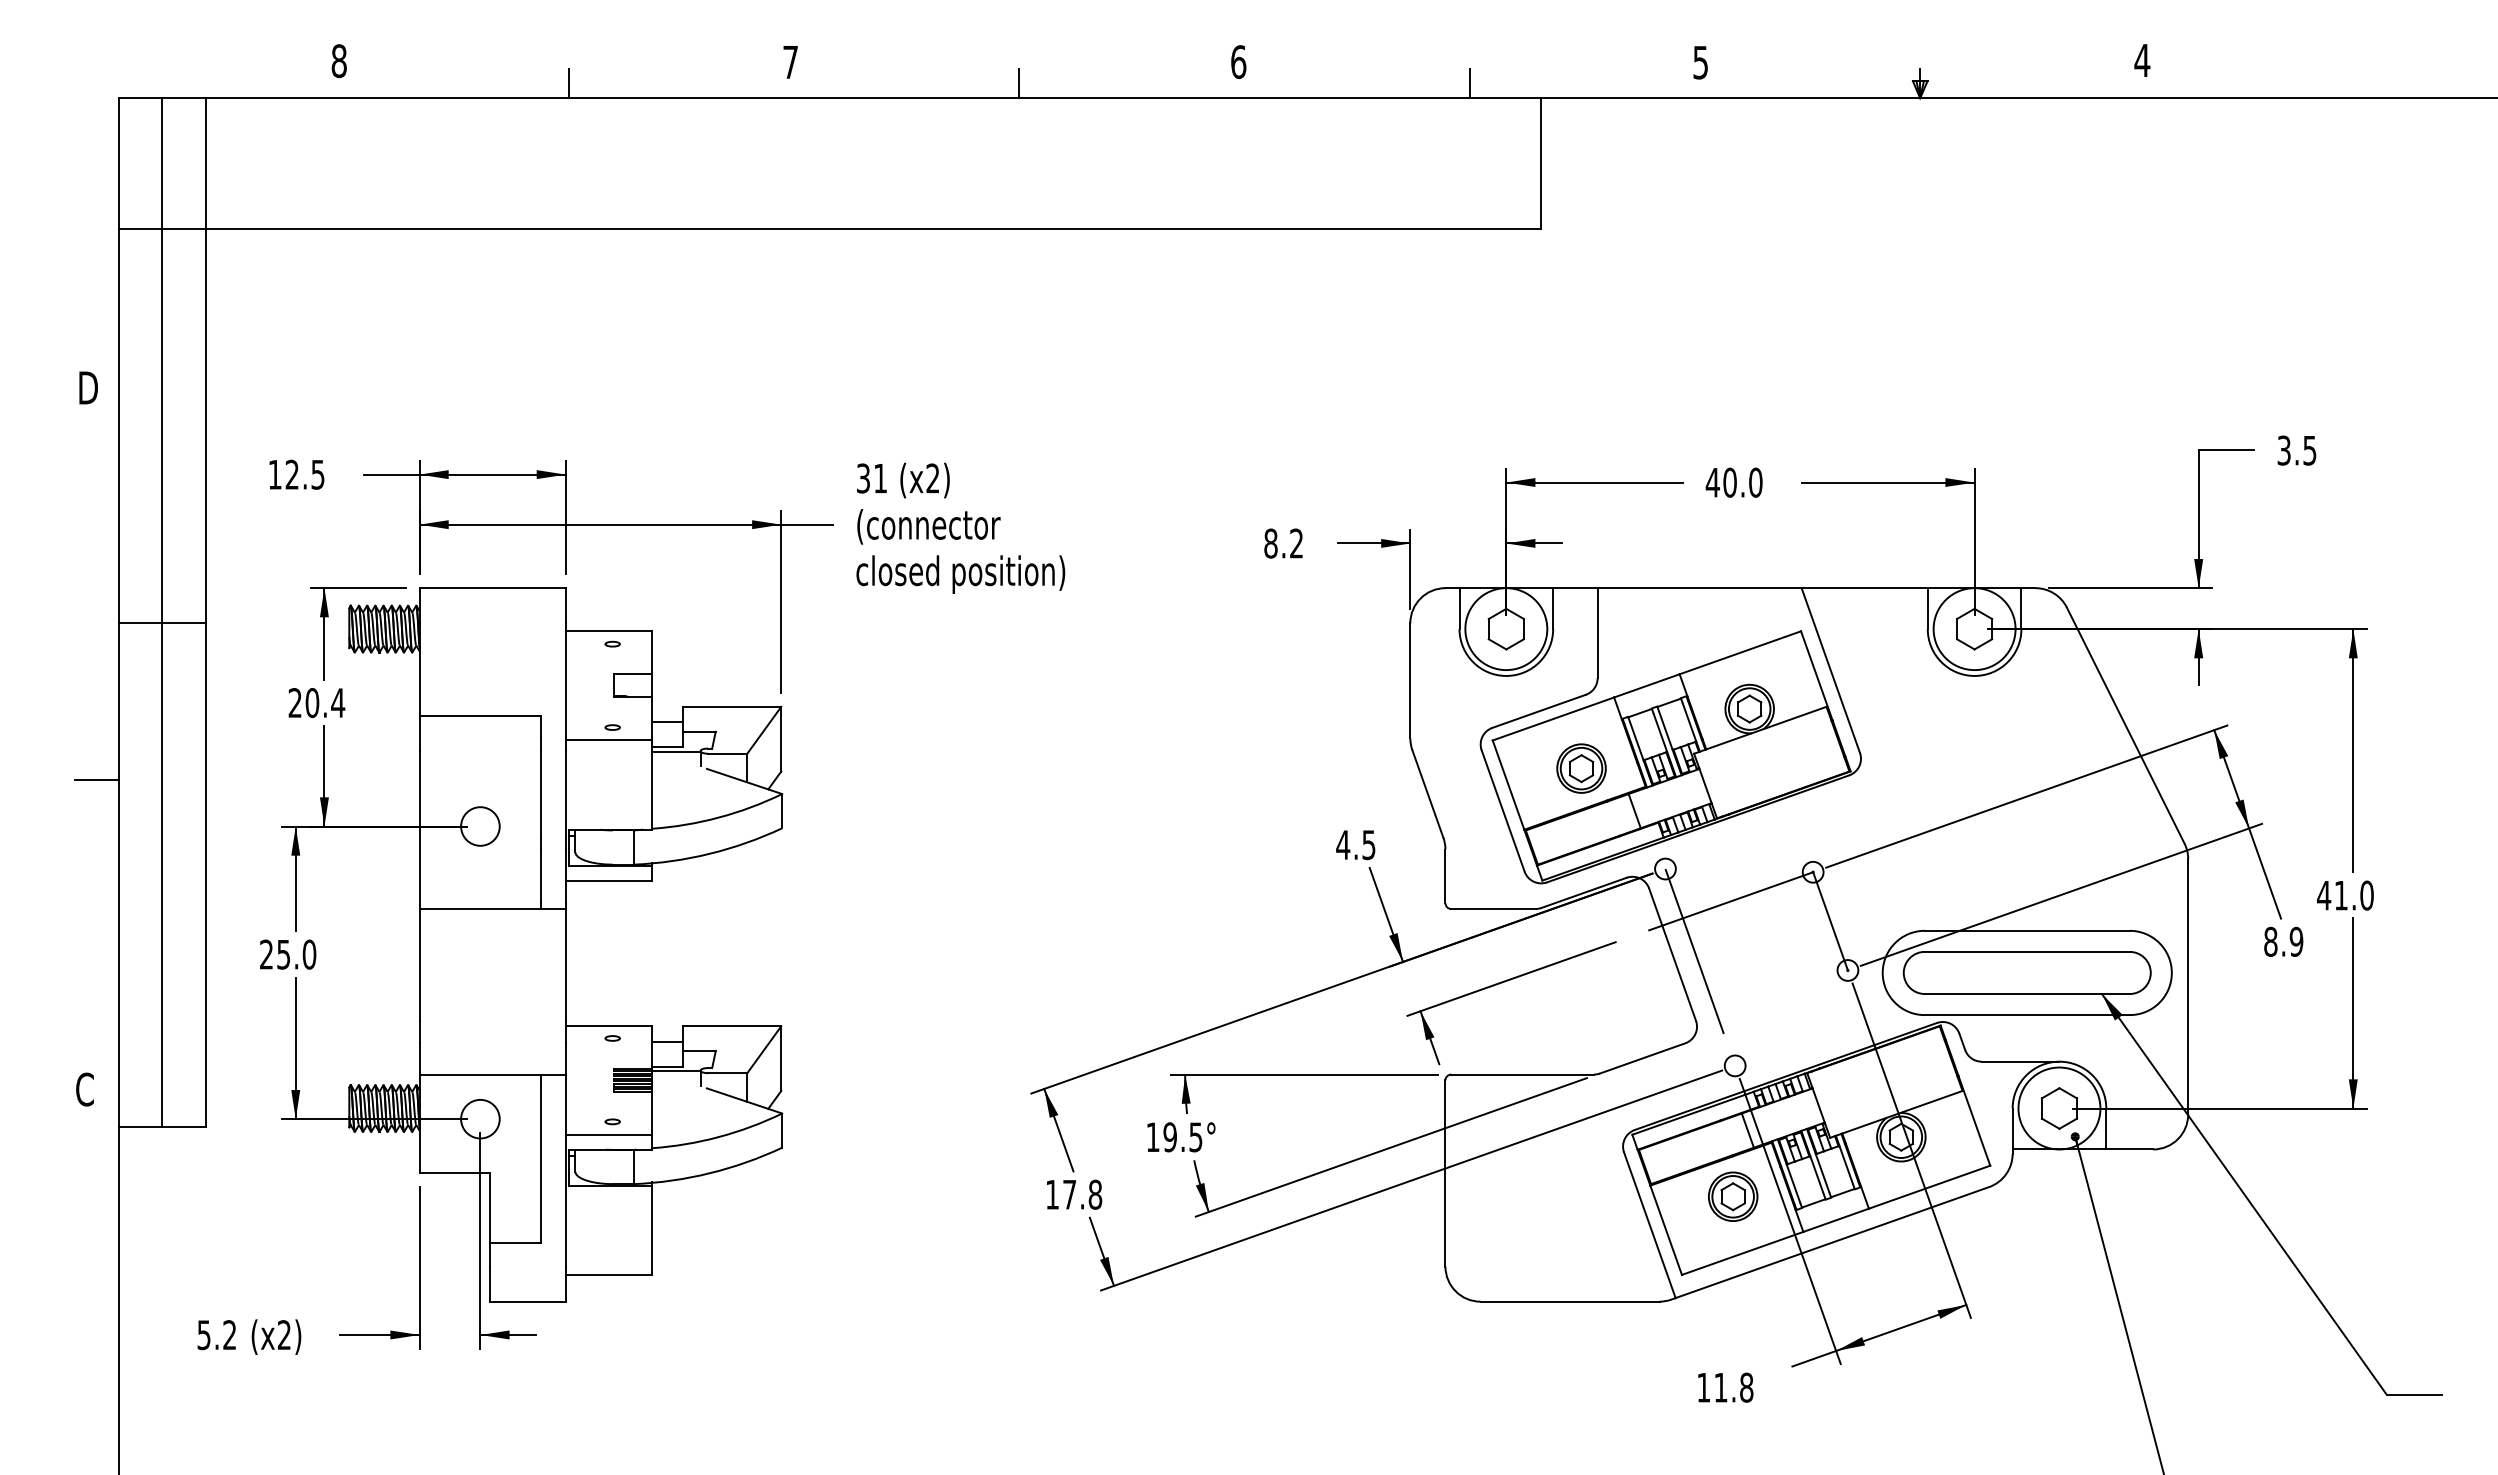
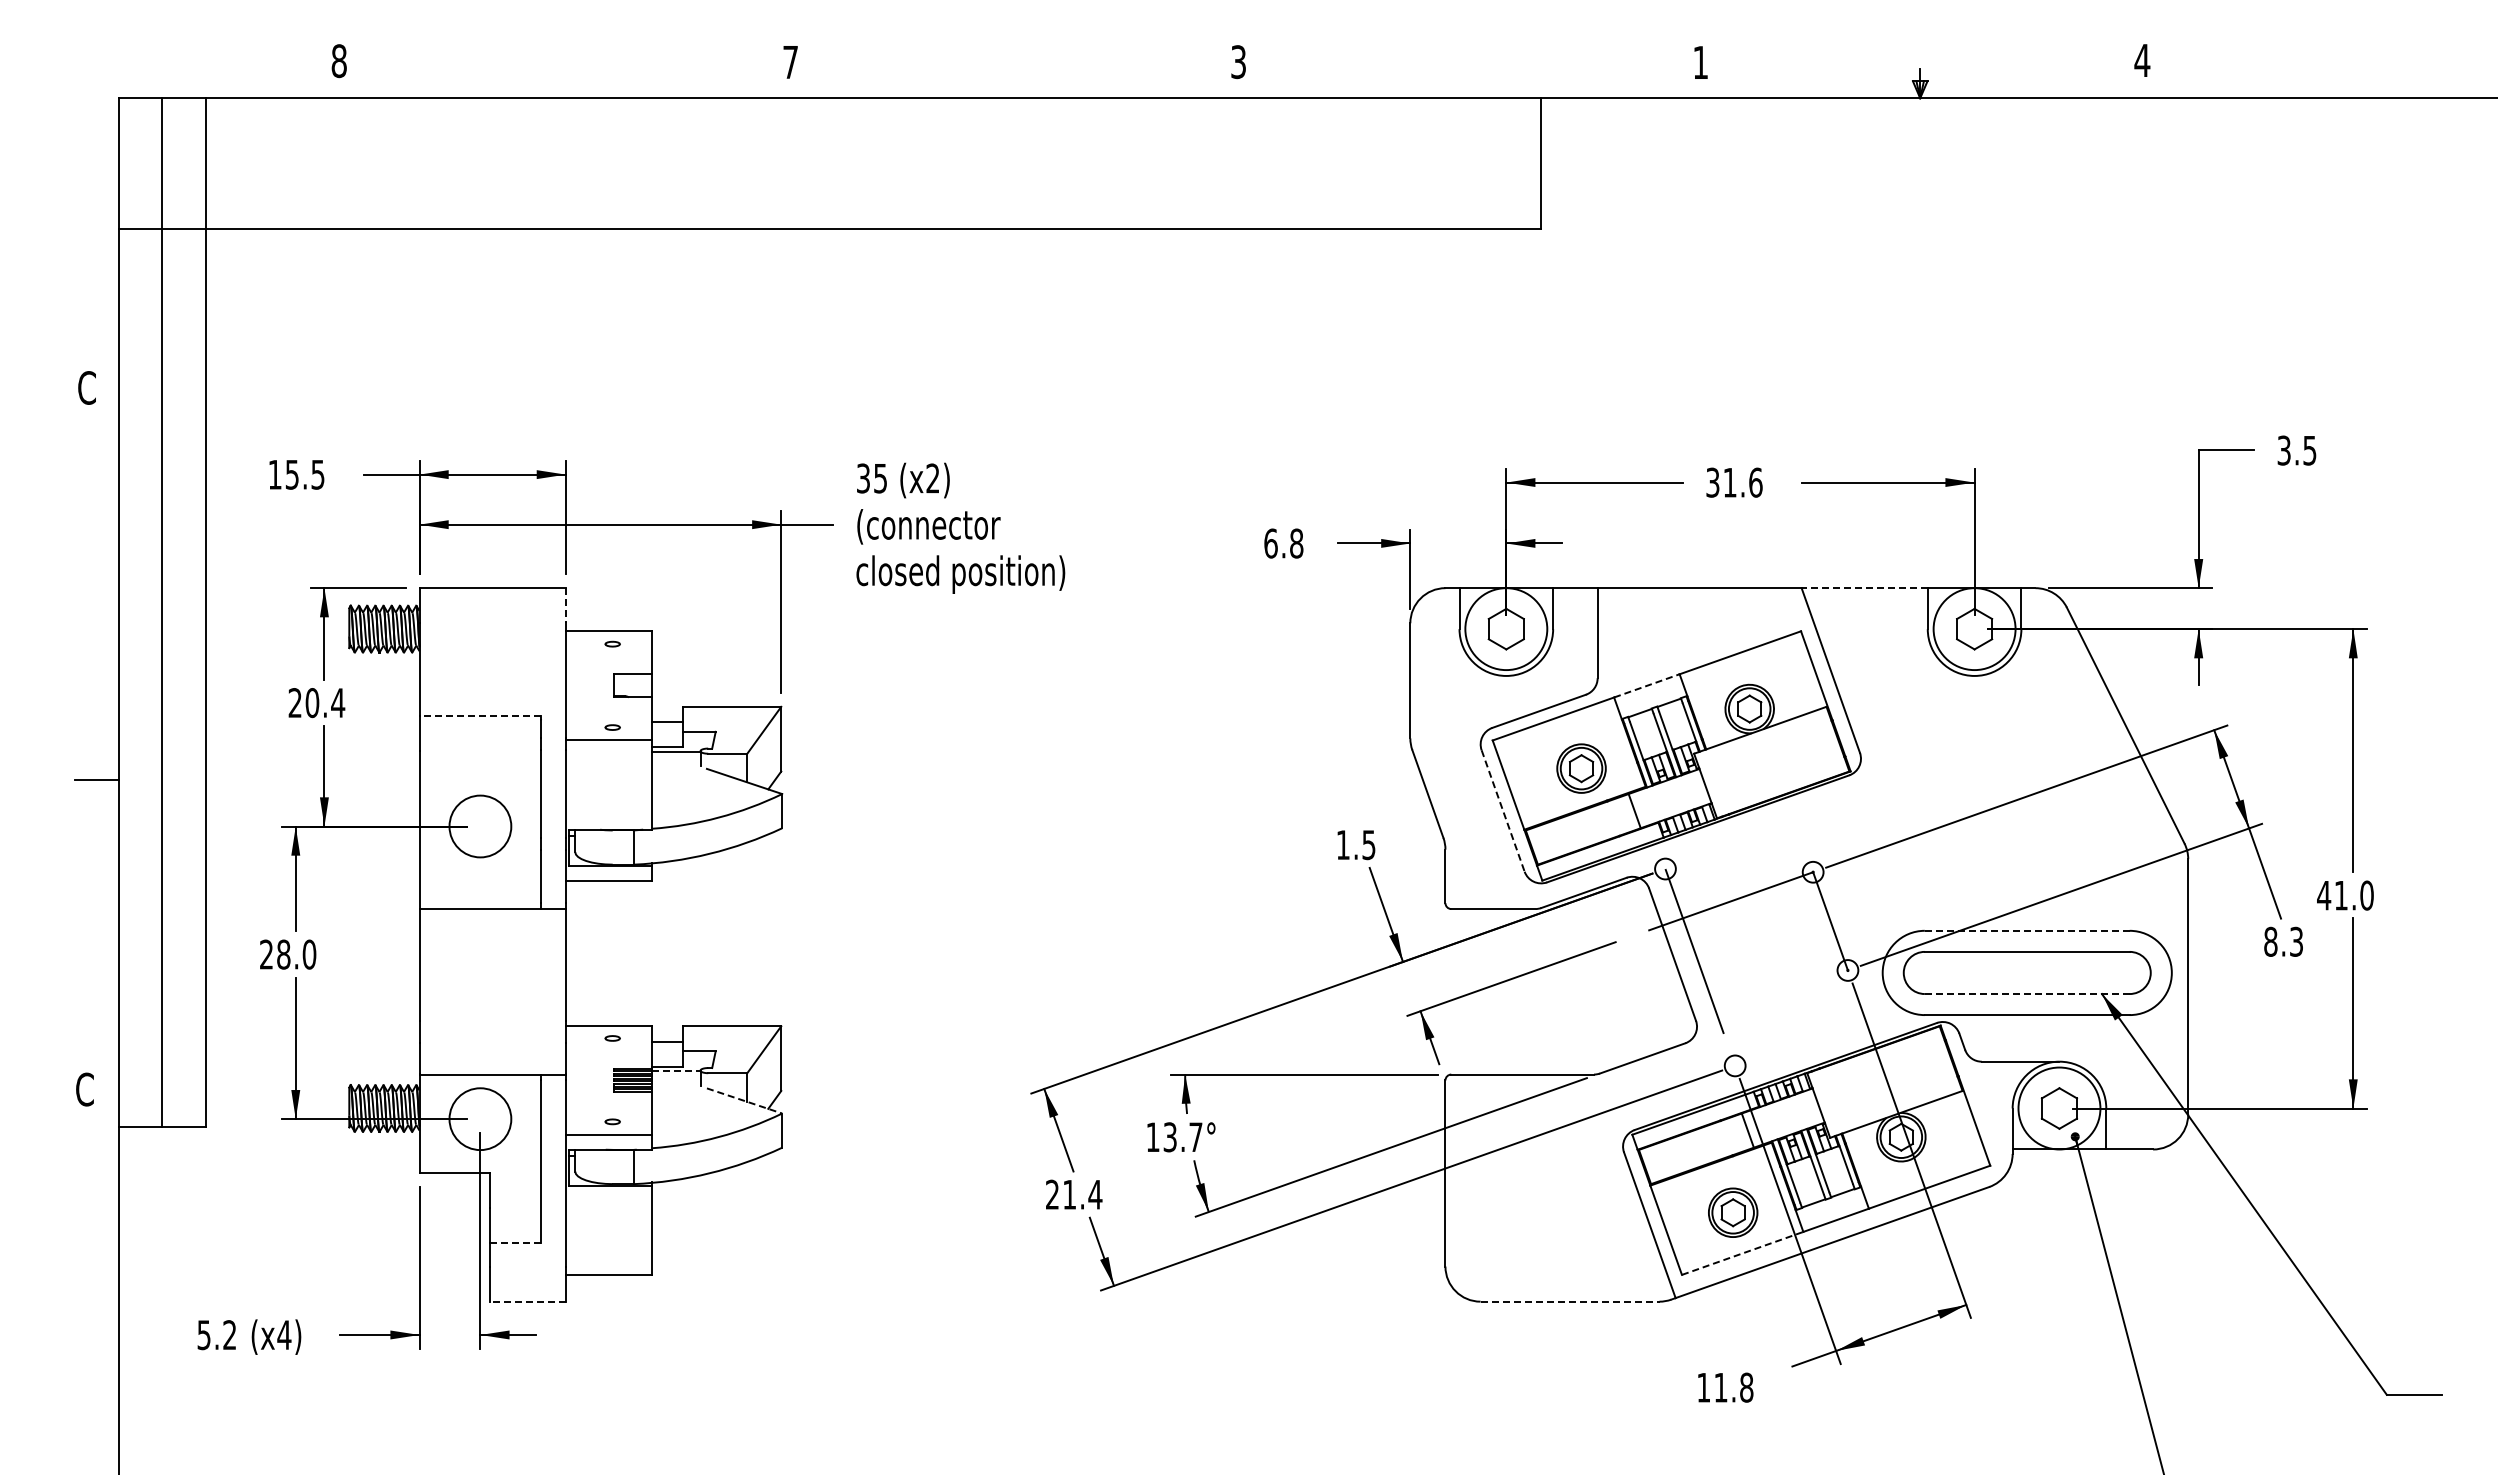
text: 6 -> 3 (1238, 62)
text: 5 -> 1 (1700, 62)
line: present -> none (569, 83)
line: present -> none (1019, 83)
line: present -> none (1469, 83)
text: D -> C (87, 387)
text: 12.5 -> 15.5 (291, 474)
text: 31 -> 35 (880, 478)
text: 40.0 -> 31.6 (1733, 482)
text: 8.2 -> 6.8 (1283, 543)
line: solid -> dashed (1864, 588)
line: solid -> dashed (565, 605)
line: present -> none (162, 622)
line: solid -> dashed (1646, 685)
line: solid -> dashed (480, 716)
line: solid -> dashed (1503, 811)
circle diameter: 39 px -> 62 px (480, 826)
text: 4.5 -> 1.5 (1343, 844)
line: solid -> dashed (2026, 930)
text: 8.9 -> 8.3 (2296, 941)
text: 25.0 -> 28.0 (283, 954)
line: solid -> dashed (2027, 994)
line: solid -> dashed (676, 1071)
line: solid -> dashed (744, 1100)
circle diameter: 39 px -> 62 px (480, 1119)
text: 19.5° -> 13.7° (1182, 1137)
text: 17.8 -> 21.4 (1074, 1194)
part position: (1733, 1196) -> (1733, 1212) (1733, 1212)
line: solid -> dashed (515, 1243)
line: solid -> dashed (1743, 1253)
line: solid -> dashed (527, 1301)
line: solid -> dashed (1570, 1301)
text: (x2) -> (x4) (284, 1334)
